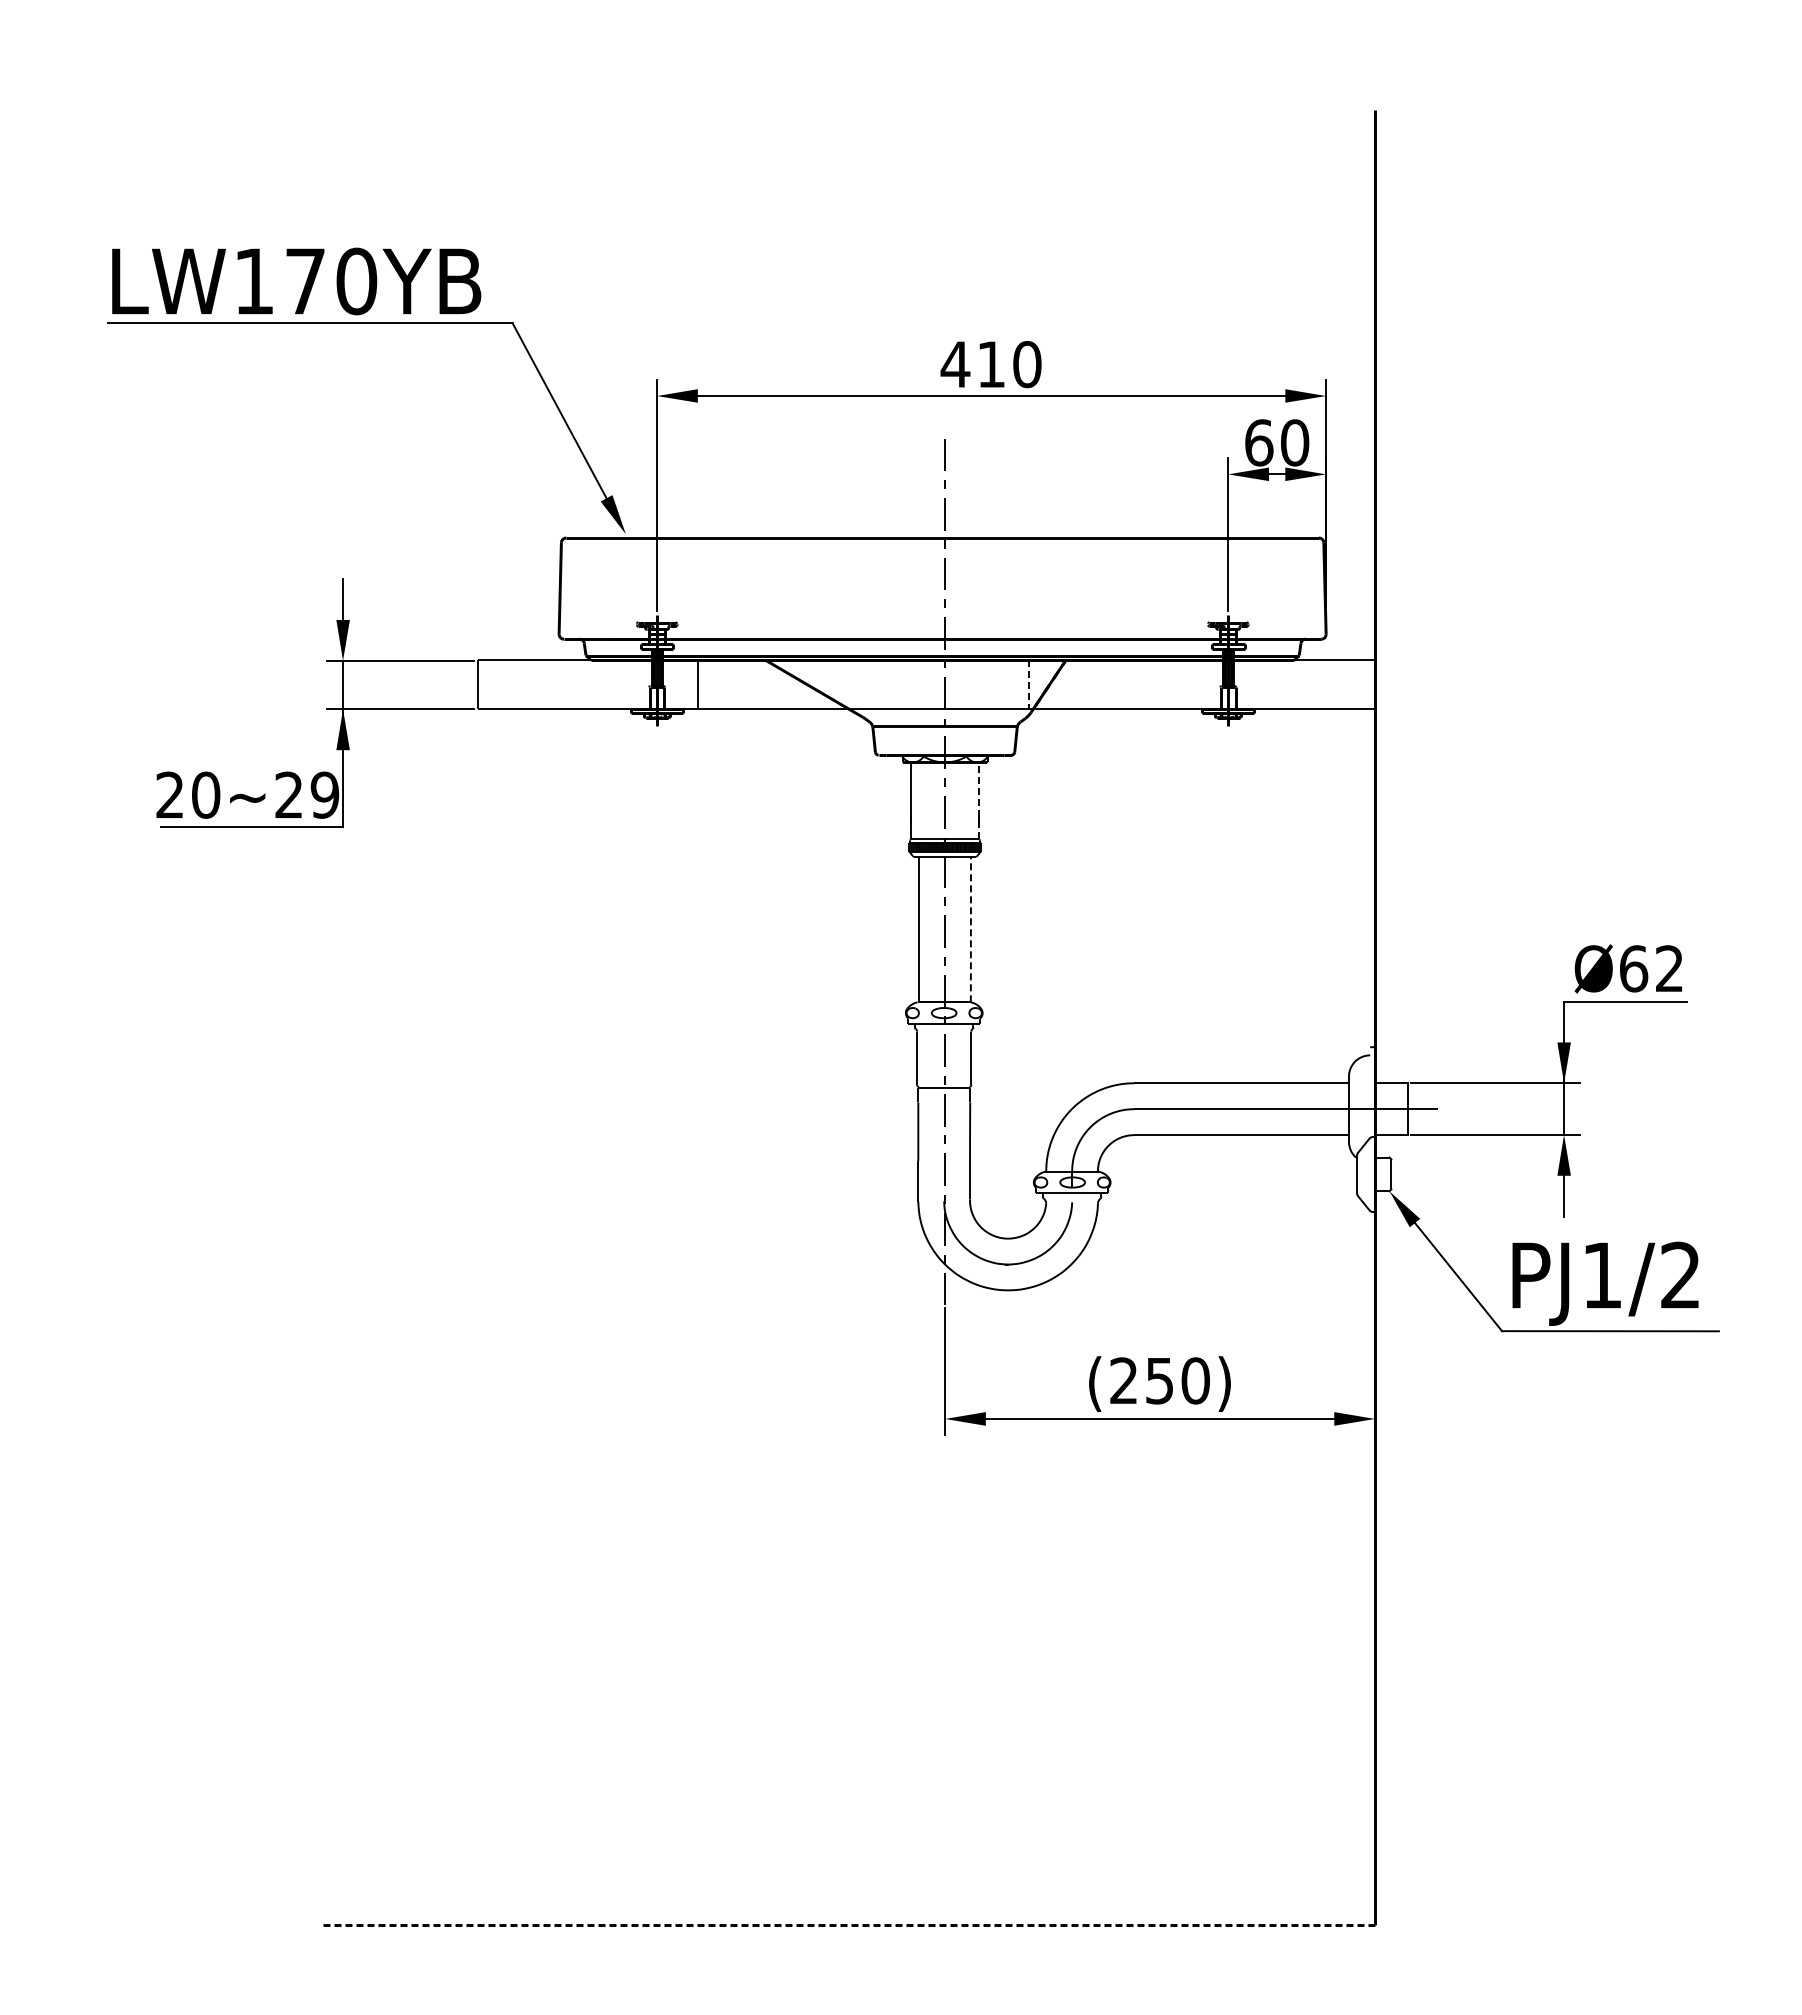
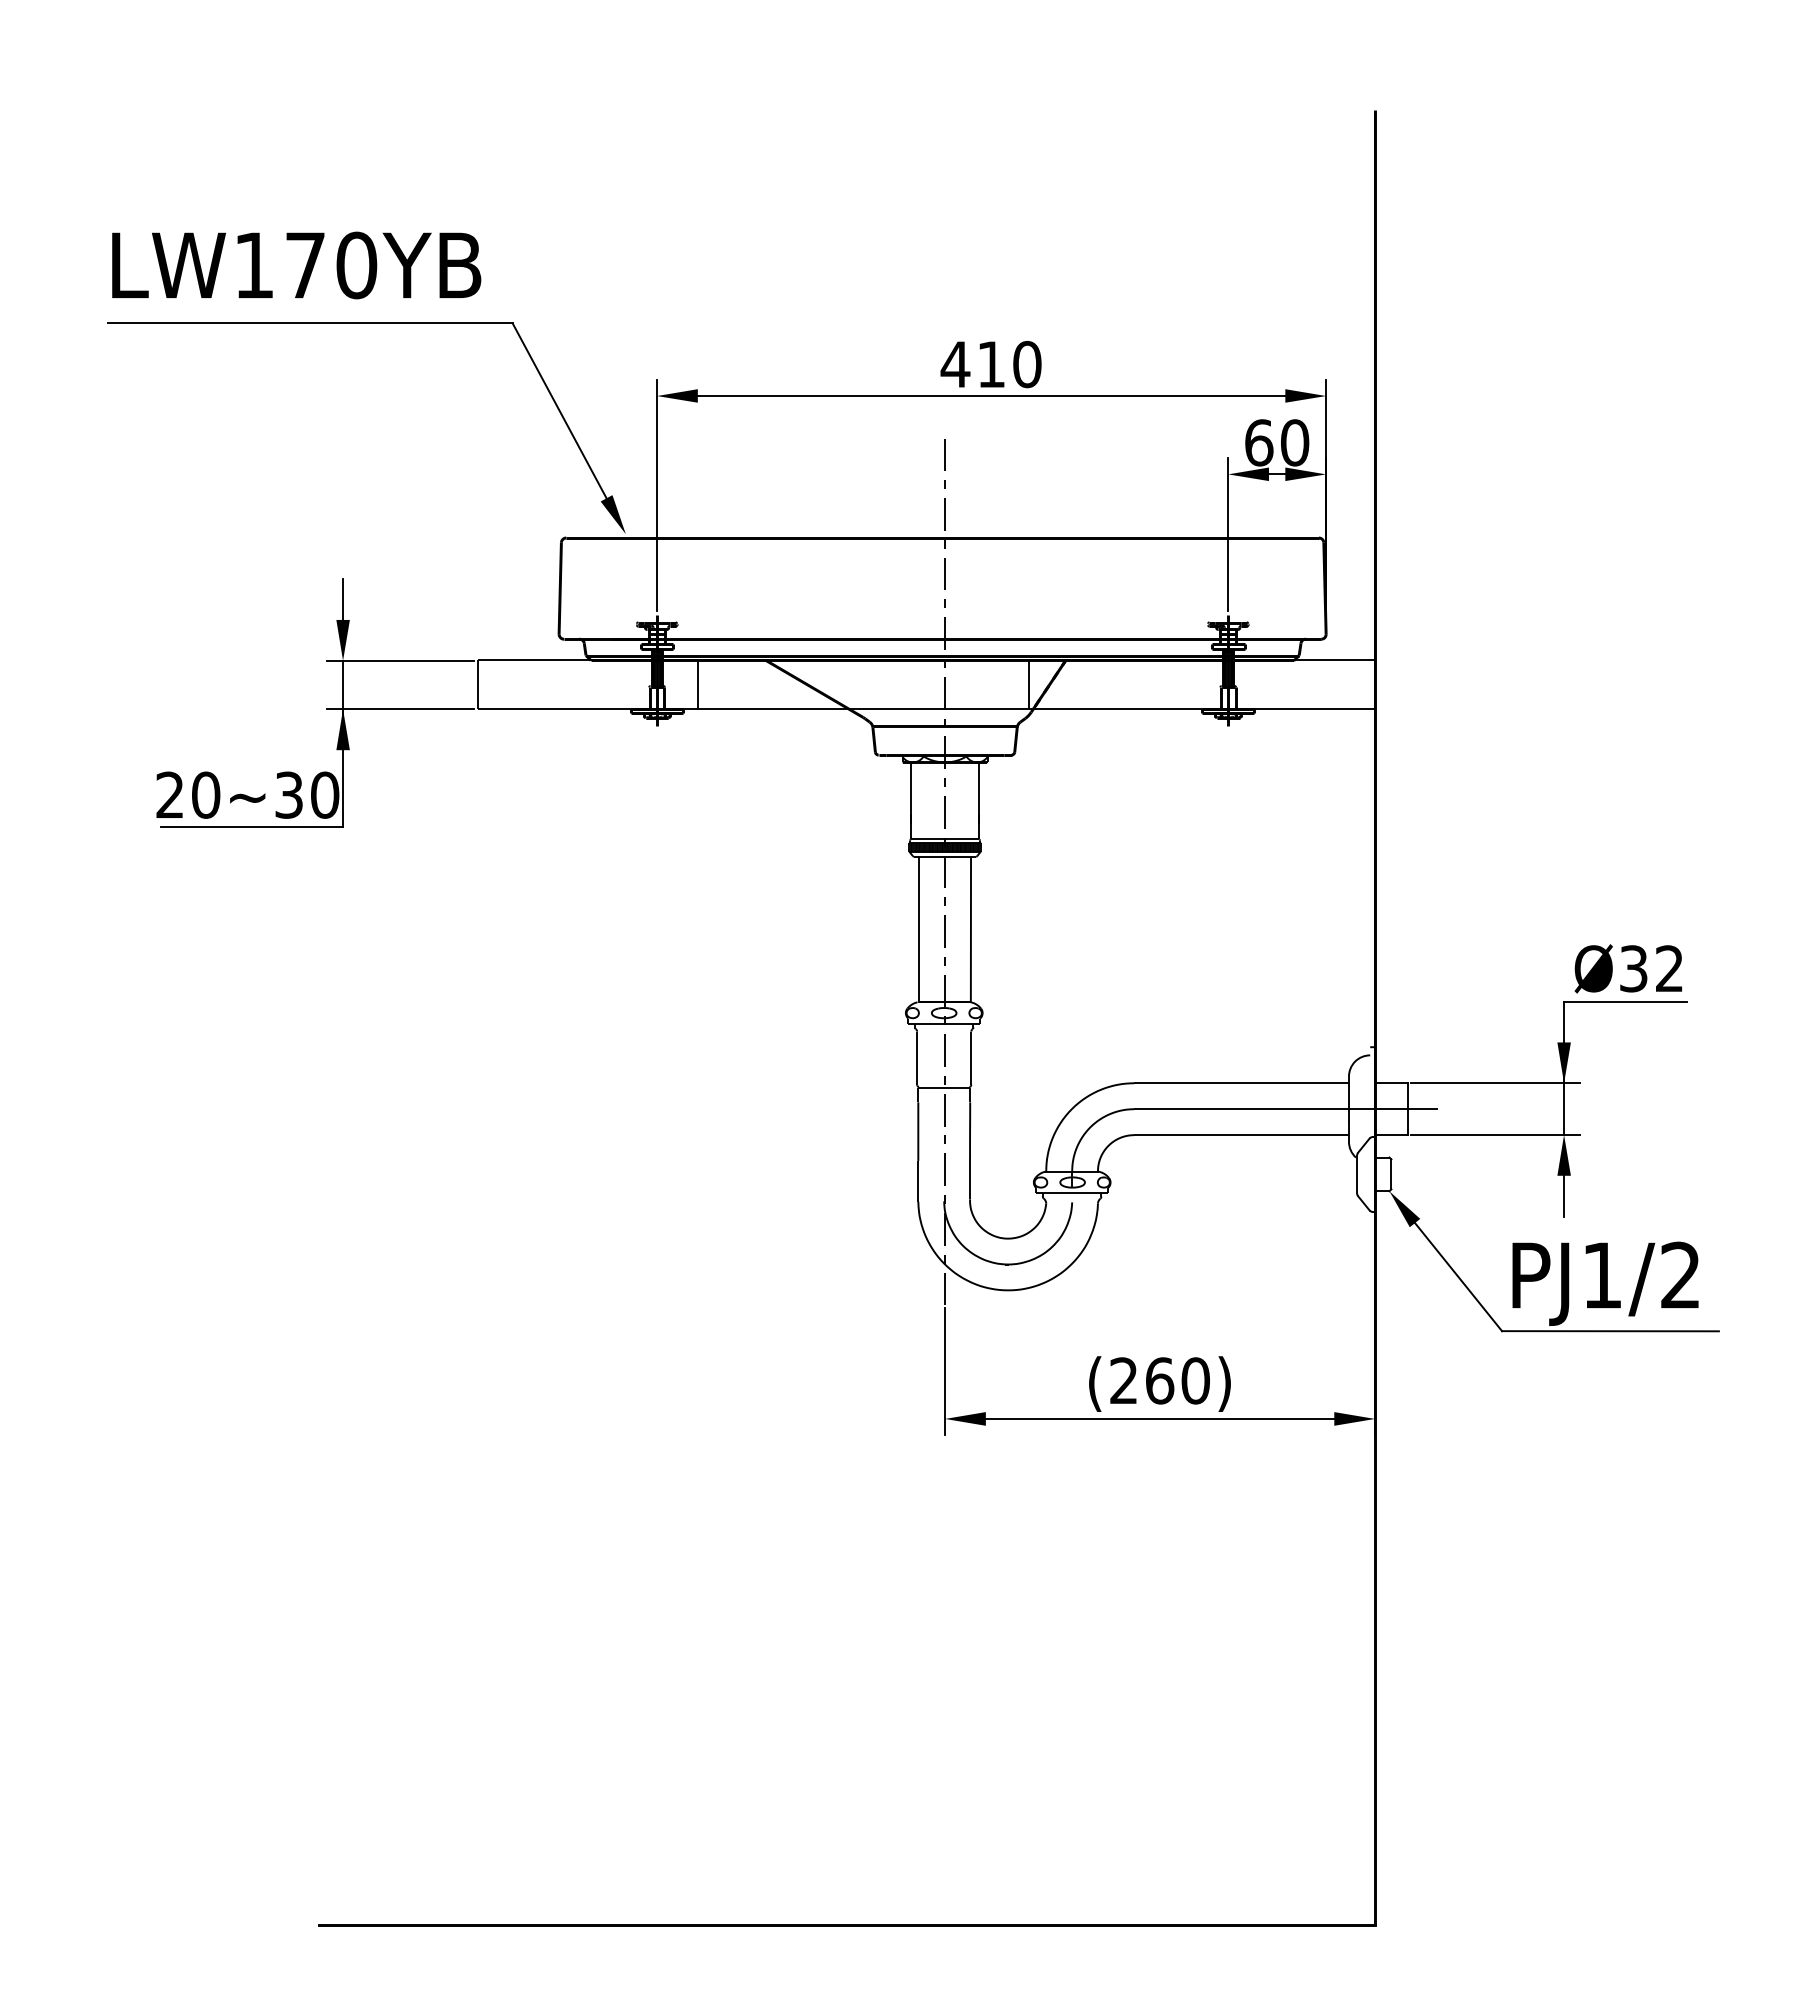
text position: (296, 281) -> (296, 265) (296, 265)
line: dashed -> solid (1028, 685)
text: 20~29 -> 20~30 (307, 794)
line: dashed -> solid (979, 800)
line: dashed -> solid (970, 929)
text: Ø62 -> Ø32 (1634, 968)
text: (250) -> (260) (1160, 1380)
line: dashed -> solid (847, 1925)
